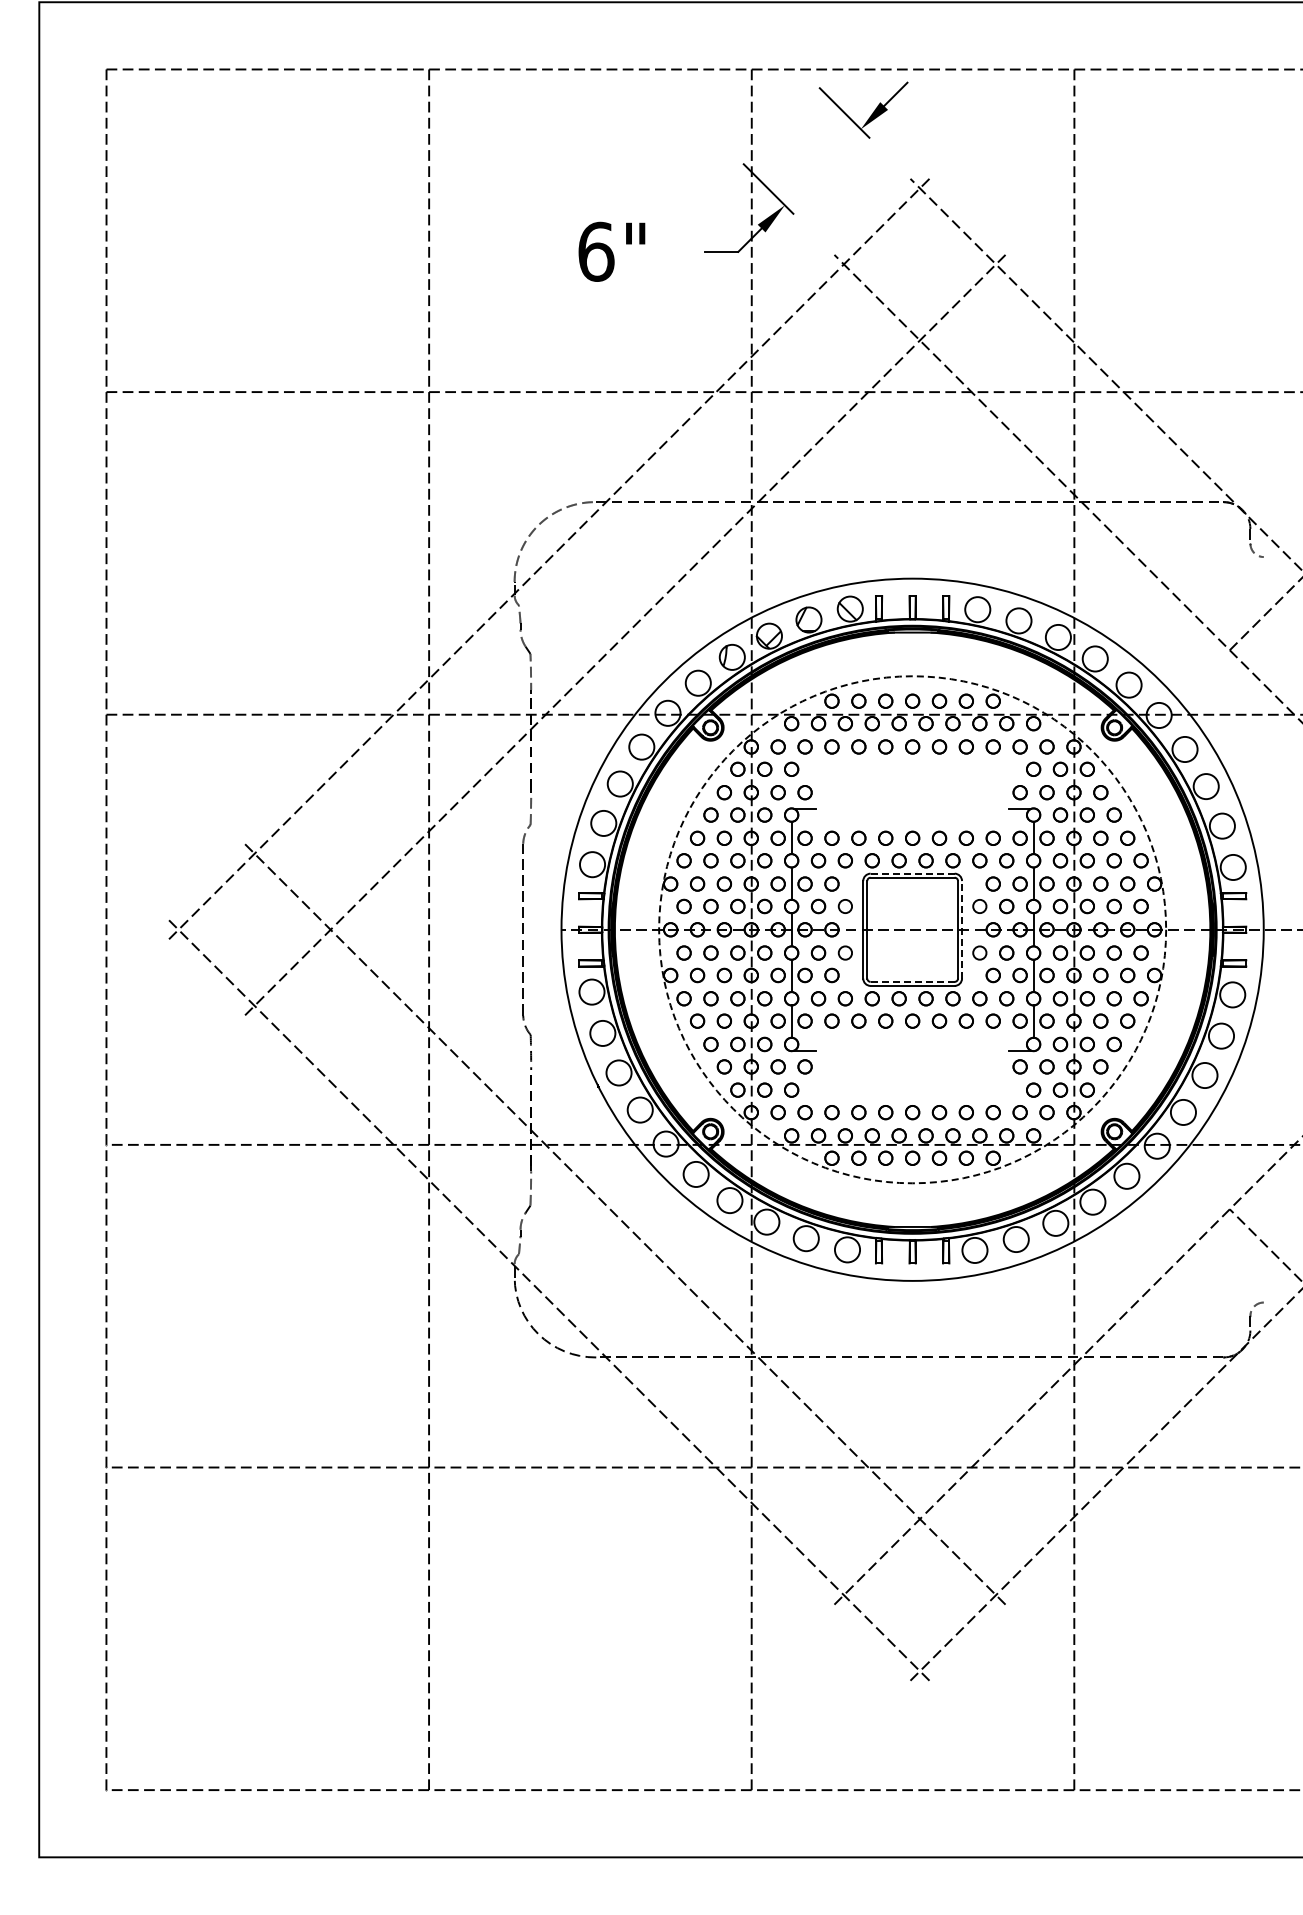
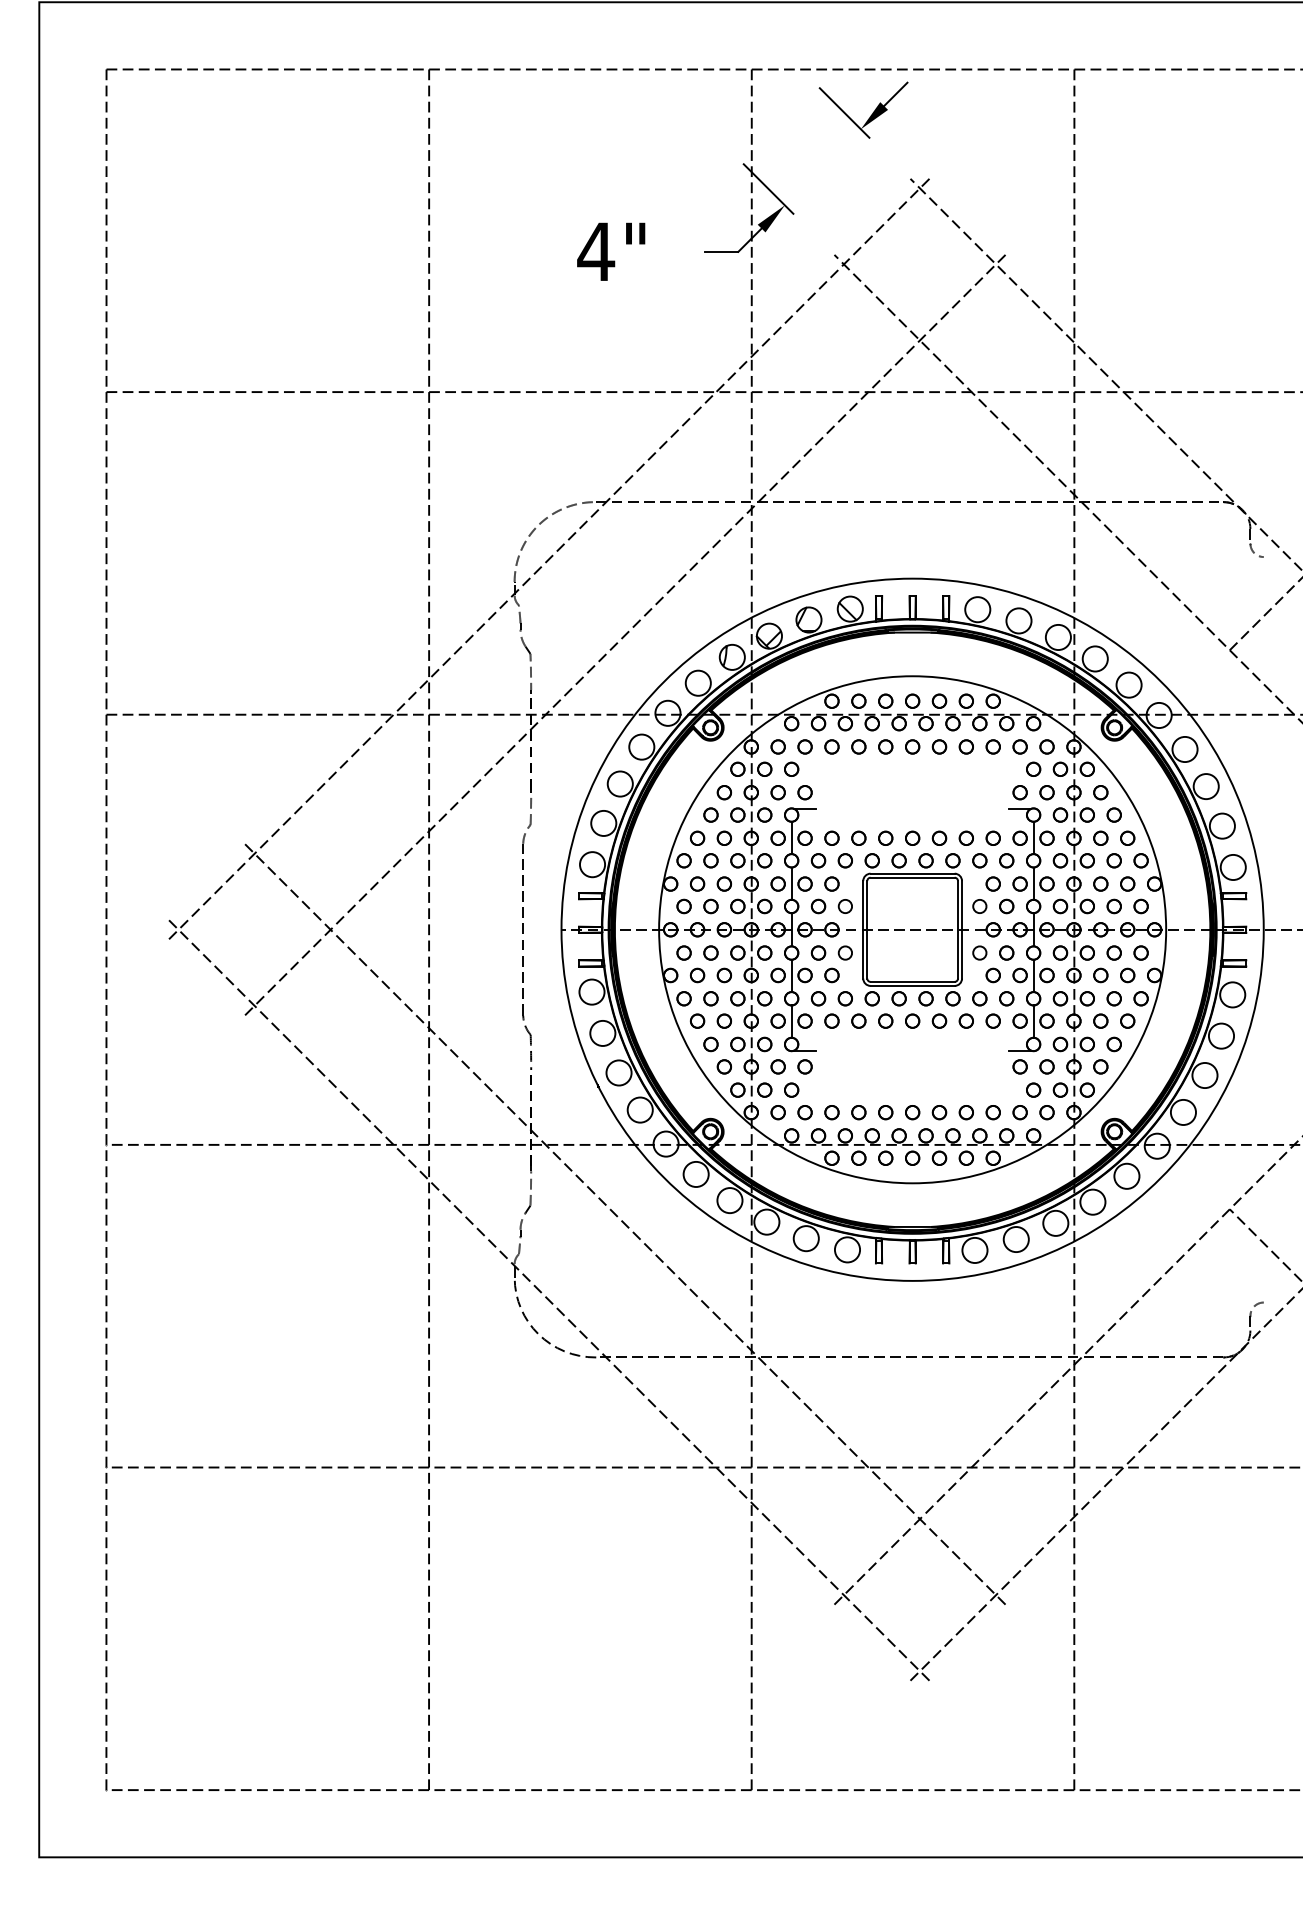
text: 6" -> 4" (596, 251)
line: dashed -> solid (912, 873)
circle: dashed -> solid (912, 929)
line: dashed -> solid (962, 929)
line: dashed -> solid (913, 981)
